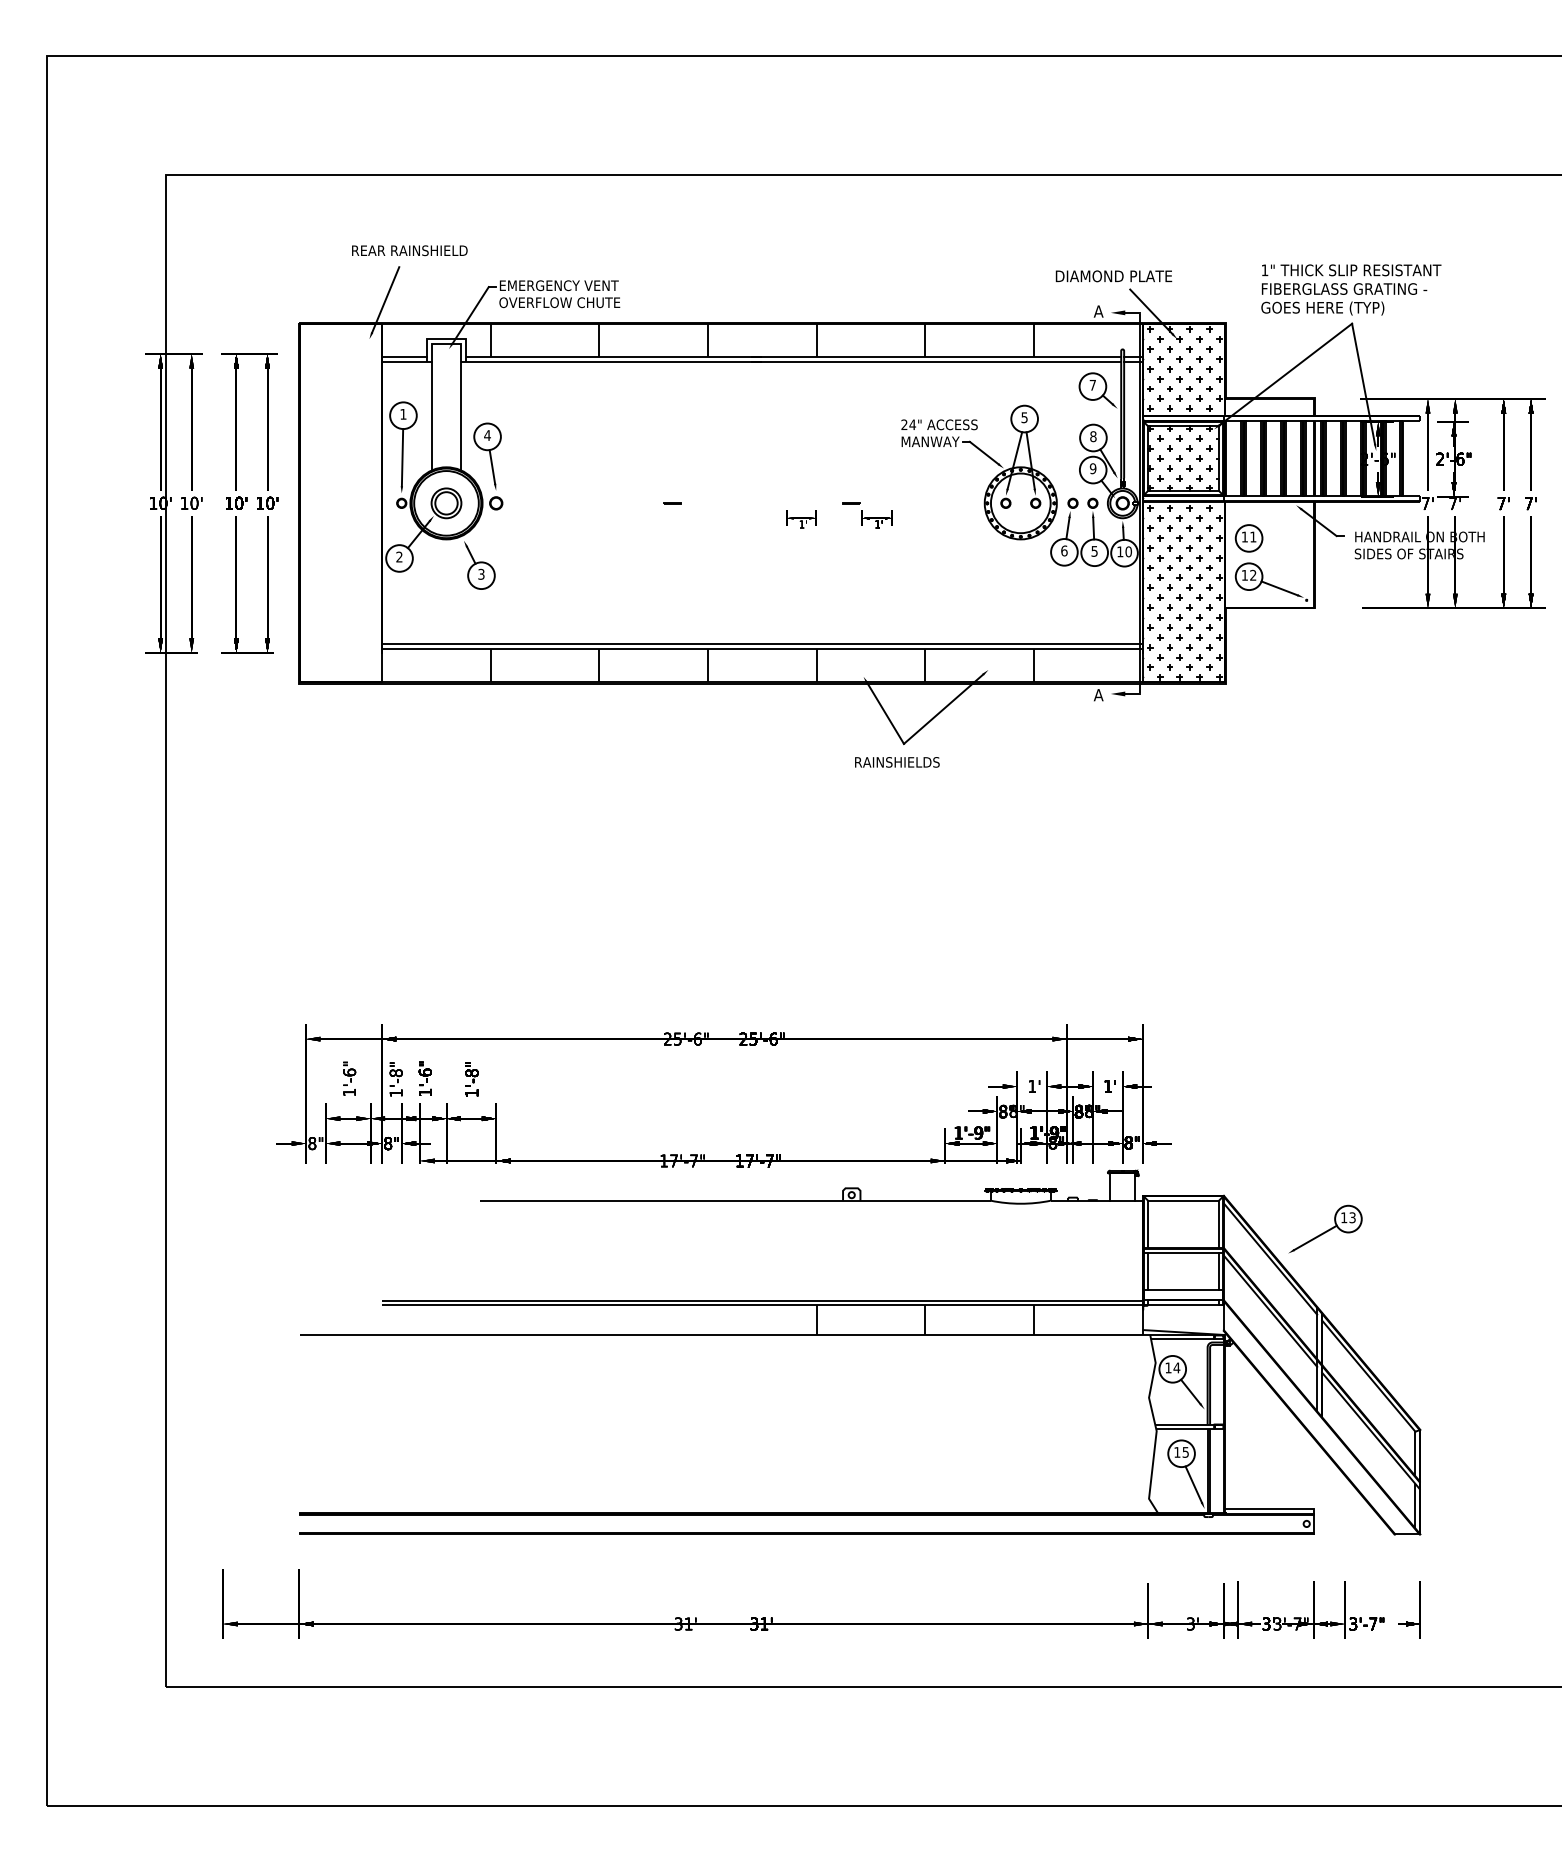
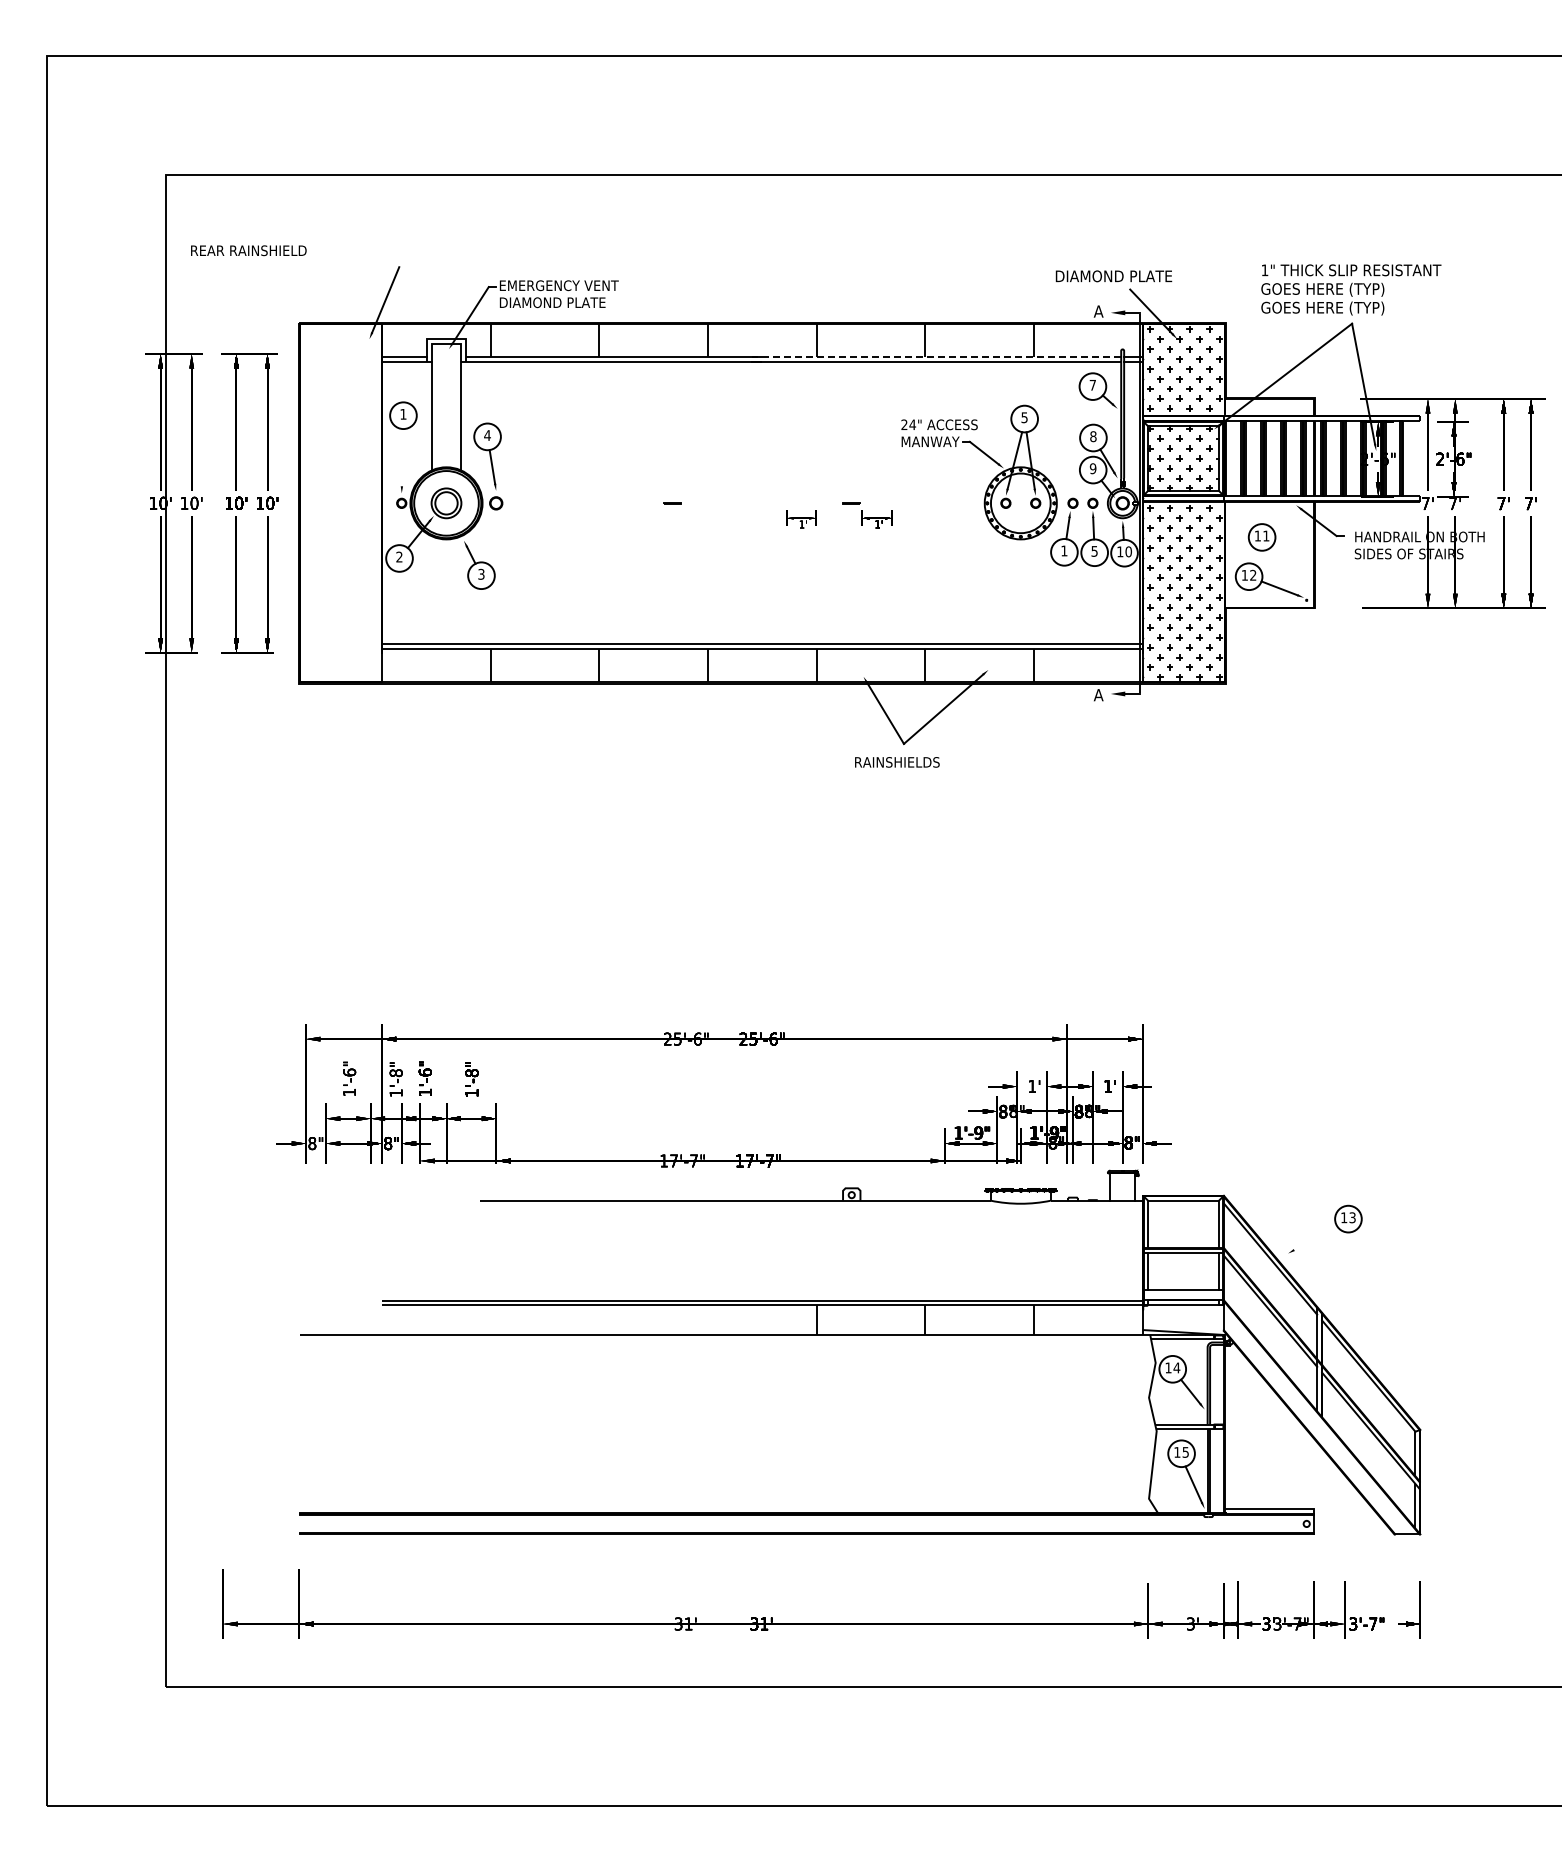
text position: (409, 250) -> (248, 250) (248, 250)
text: FIBERGLASS GRATING - -> GOES HERE (TYP) (1344, 289)
text: OVERFLOW CHUTE -> DIAMOND PLATE (559, 302)
line: solid -> dashed (936, 357)
line: present -> none (402, 457)
part position: (1248, 538) -> (1261, 537) (1261, 537)
text: 6 -> 1 (1064, 550)
line: present -> none (1315, 1237)
